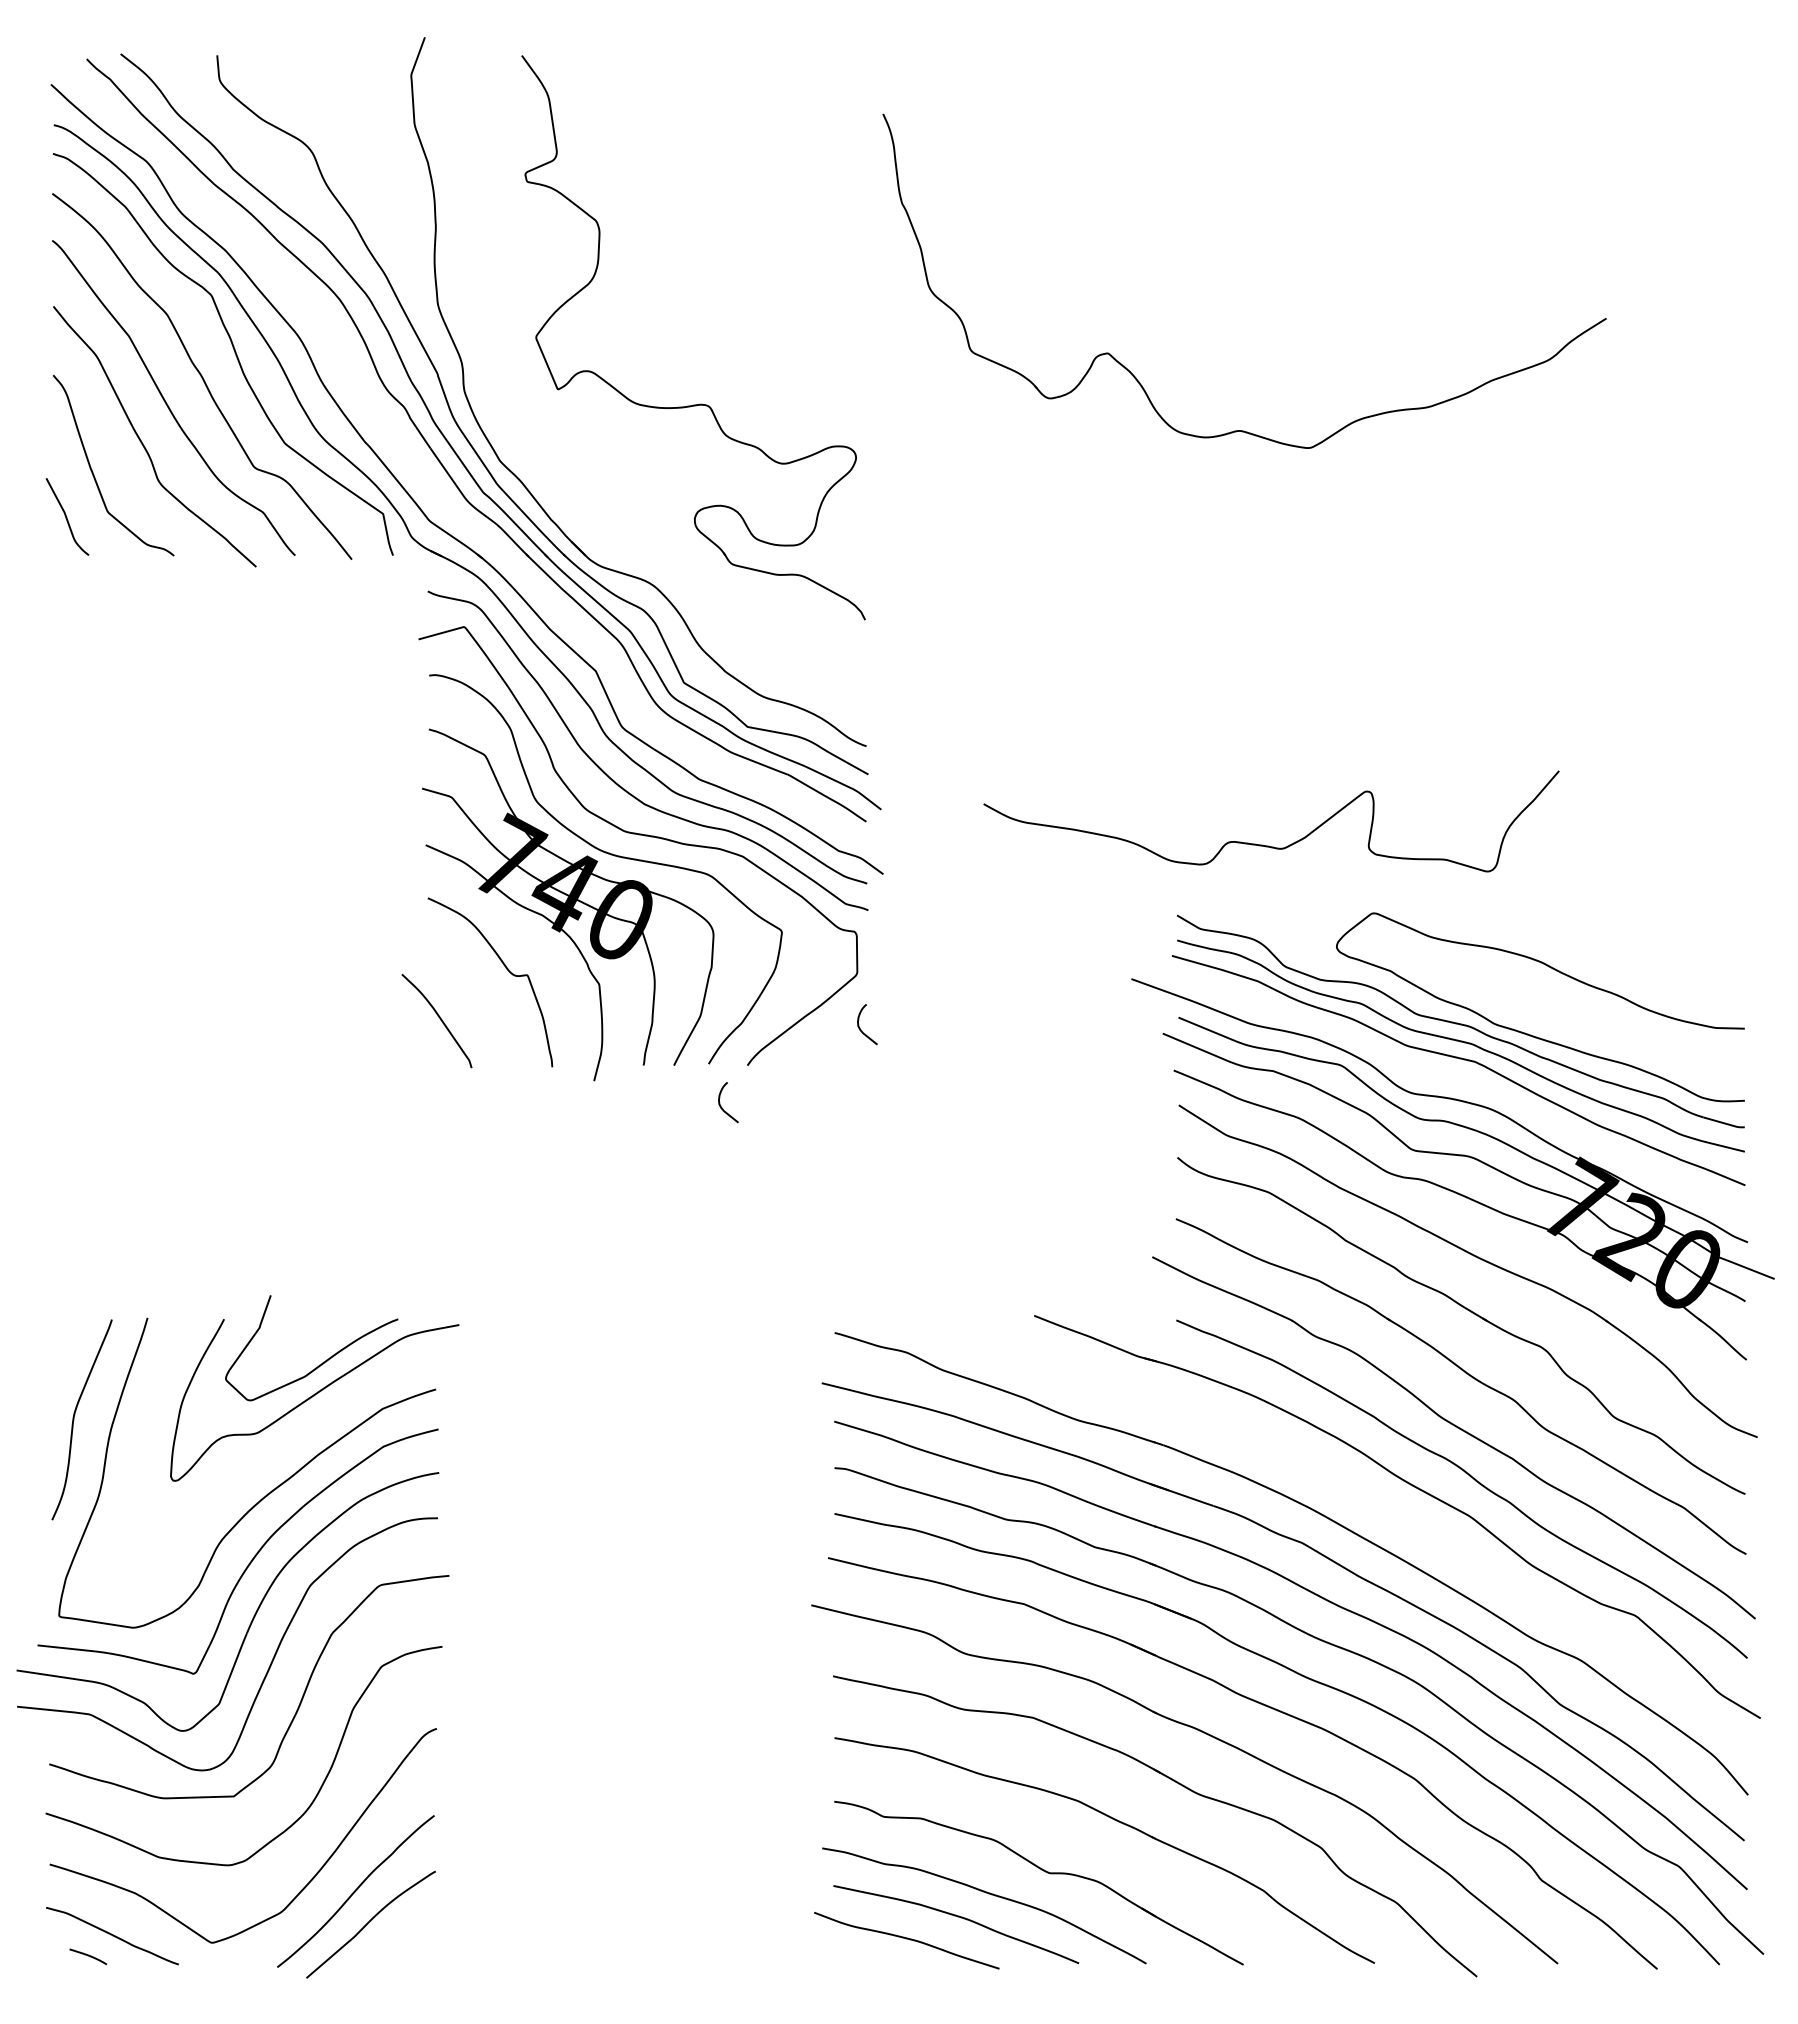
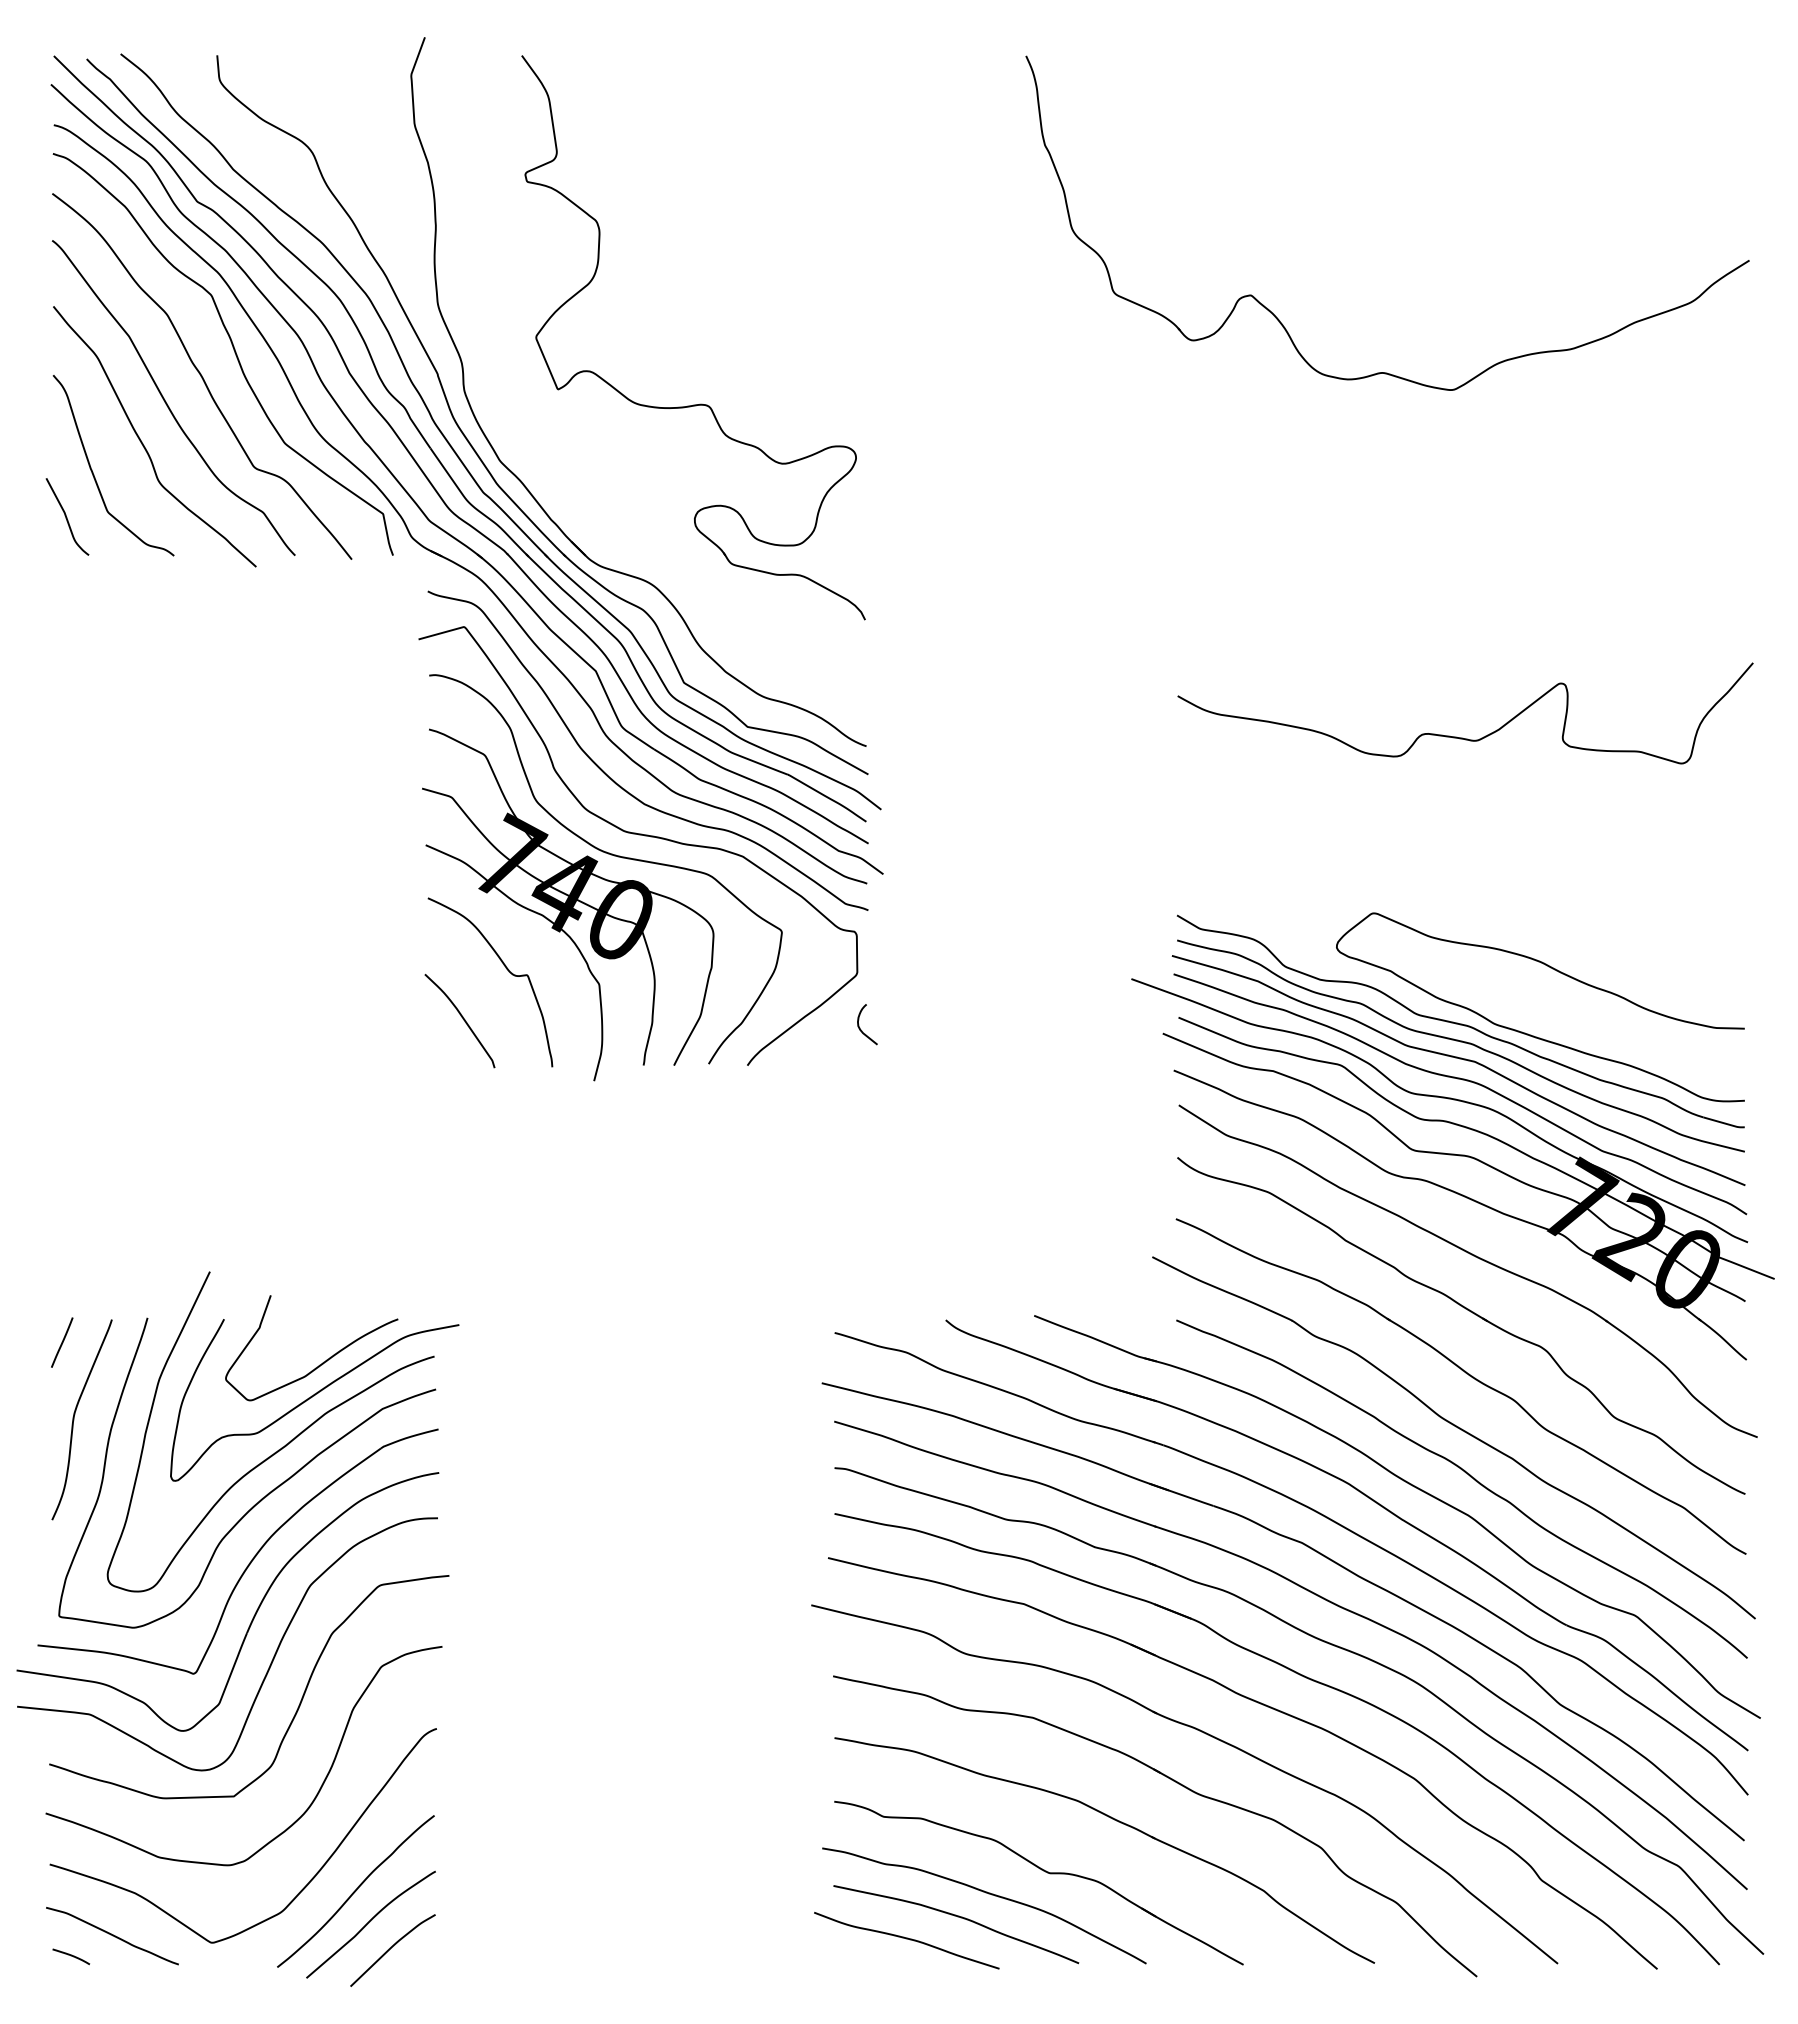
part position: (1136, 377) -> (1279, 319) (1279, 319)
part: none -> present (427, 476)
curve position: (1268, 845) -> (1462, 737) (1462, 737)
curve position: (440, 1020) -> (463, 1020) (463, 1020)
curve: none -> present (1462, 1080)
curve: present -> none (721, 1105)
line: none -> present (62, 1342)
curve: none -> present (281, 1447)
part: none -> present (1371, 1500)
curve: none -> present (391, 1948)
curve position: (88, 1956) -> (71, 1956) (71, 1956)
